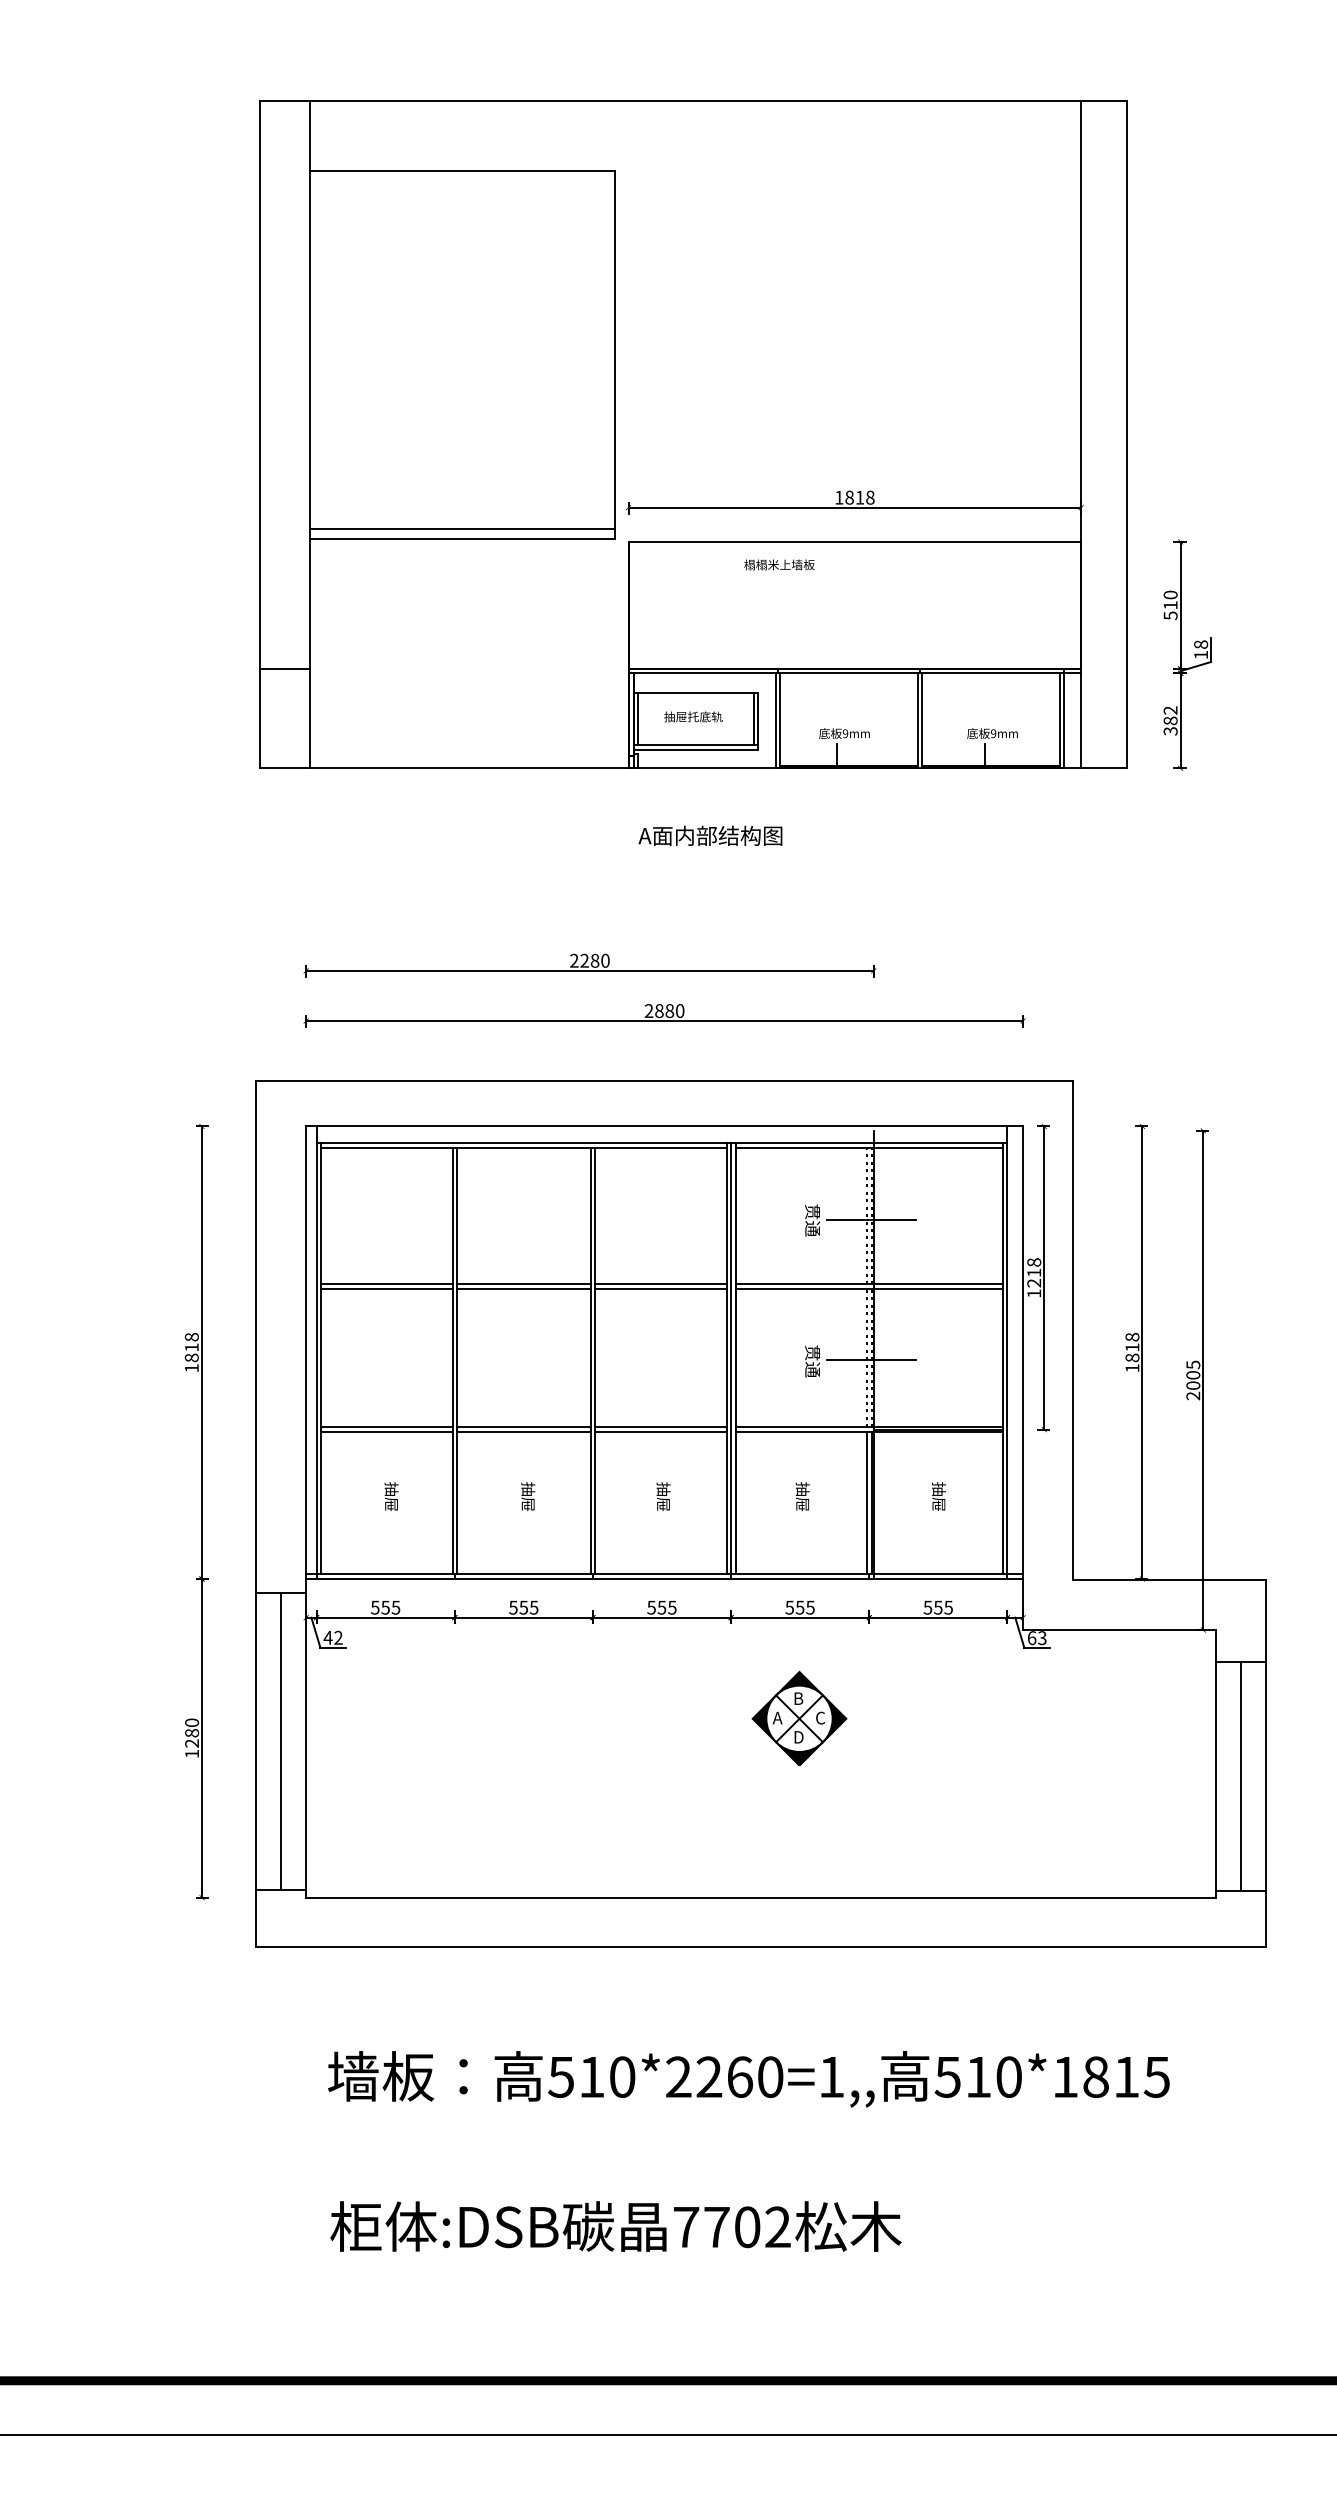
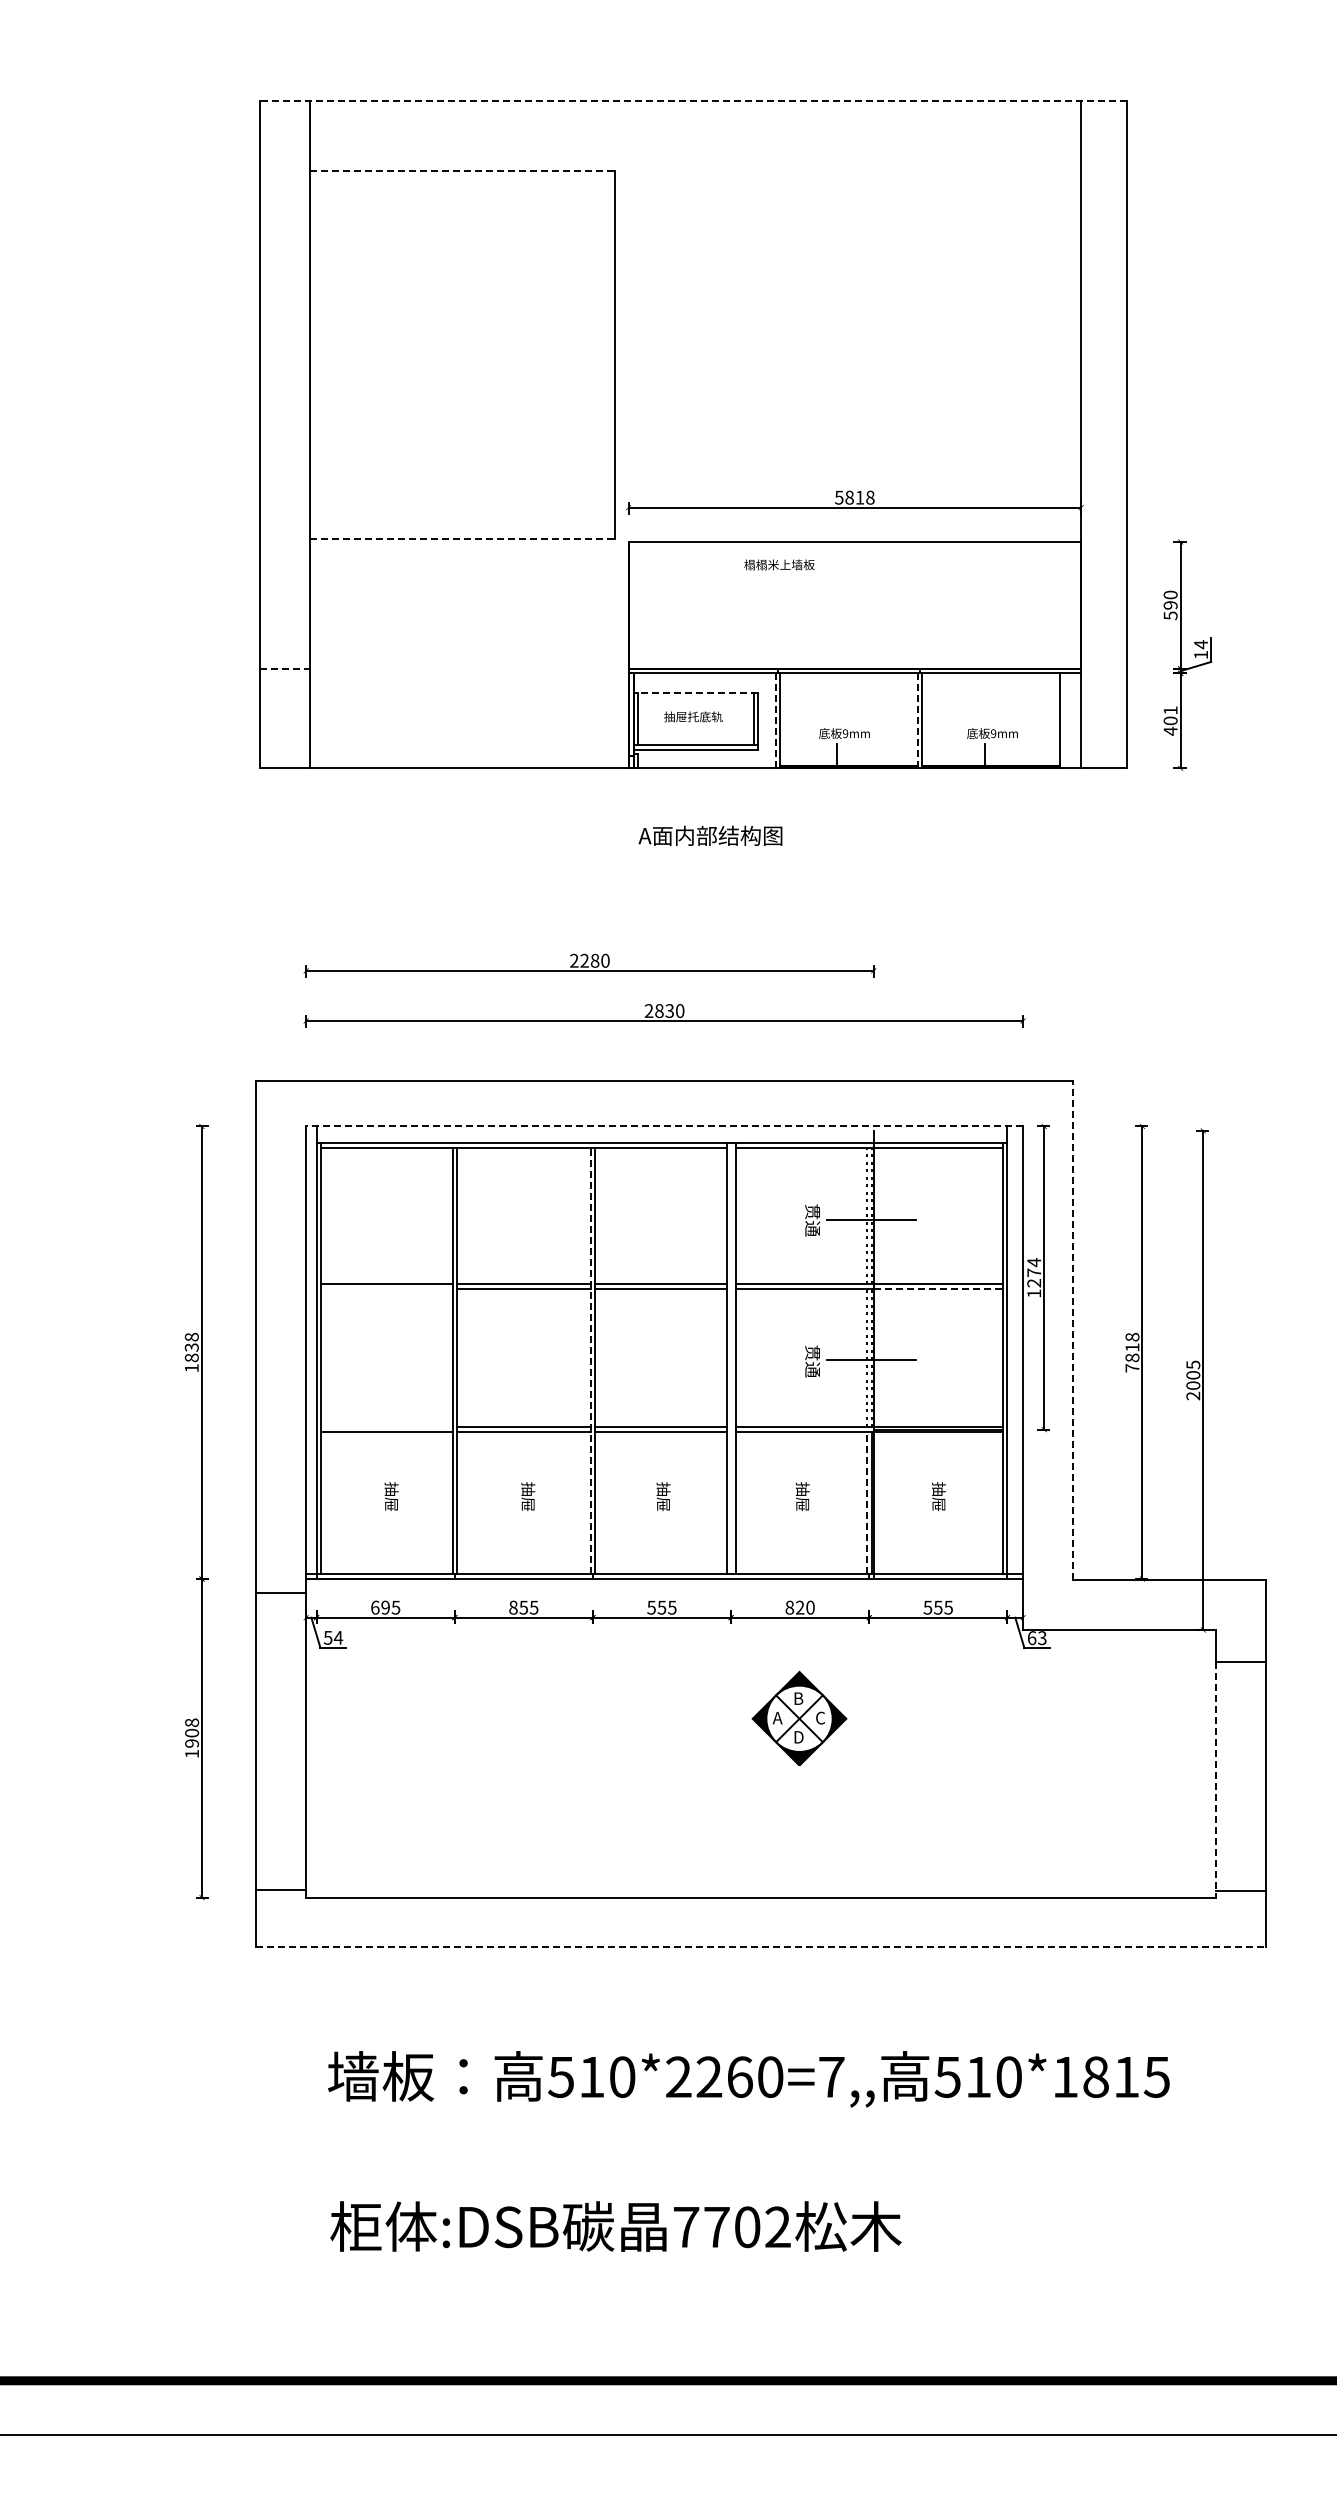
line: solid -> dashed (692, 101)
line: solid -> dashed (462, 170)
text: 1818 -> 5818 (839, 497)
line: present -> none (461, 529)
line: solid -> dashed (462, 539)
text: 510 -> 590 (1170, 605)
text: 18 -> 14 (1201, 644)
line: solid -> dashed (285, 668)
line: solid -> dashed (695, 692)
line: present -> none (1064, 718)
line: solid -> dashed (775, 720)
line: solid -> dashed (917, 720)
text: 382 -> 401 (1170, 720)
text: 2880 -> 2830 (669, 1010)
line: solid -> dashed (664, 1126)
text: 1218 -> 1274 (1034, 1267)
line: present -> none (386, 1288)
line: solid -> dashed (939, 1288)
line: solid -> dashed (1072, 1330)
text: 1818 -> 1838 (191, 1347)
line: solid -> dashed (590, 1360)
line: present -> none (731, 1361)
text: 1818 -> 7818 (1132, 1368)
line: present -> none (386, 1427)
line: solid -> dashed (867, 1502)
text: 555 -> 695 (380, 1607)
text: 555 -> 855 (513, 1607)
text: 555 -> 820 (799, 1607)
text: 42 -> 54 (333, 1637)
text: 1280 -> 1908 (192, 1732)
line: present -> none (281, 1741)
line: present -> none (1240, 1776)
line: solid -> dashed (1216, 1780)
line: solid -> dashed (761, 1947)
text: 510*2260=1,, -> 510*2260=7,, (831, 2077)
